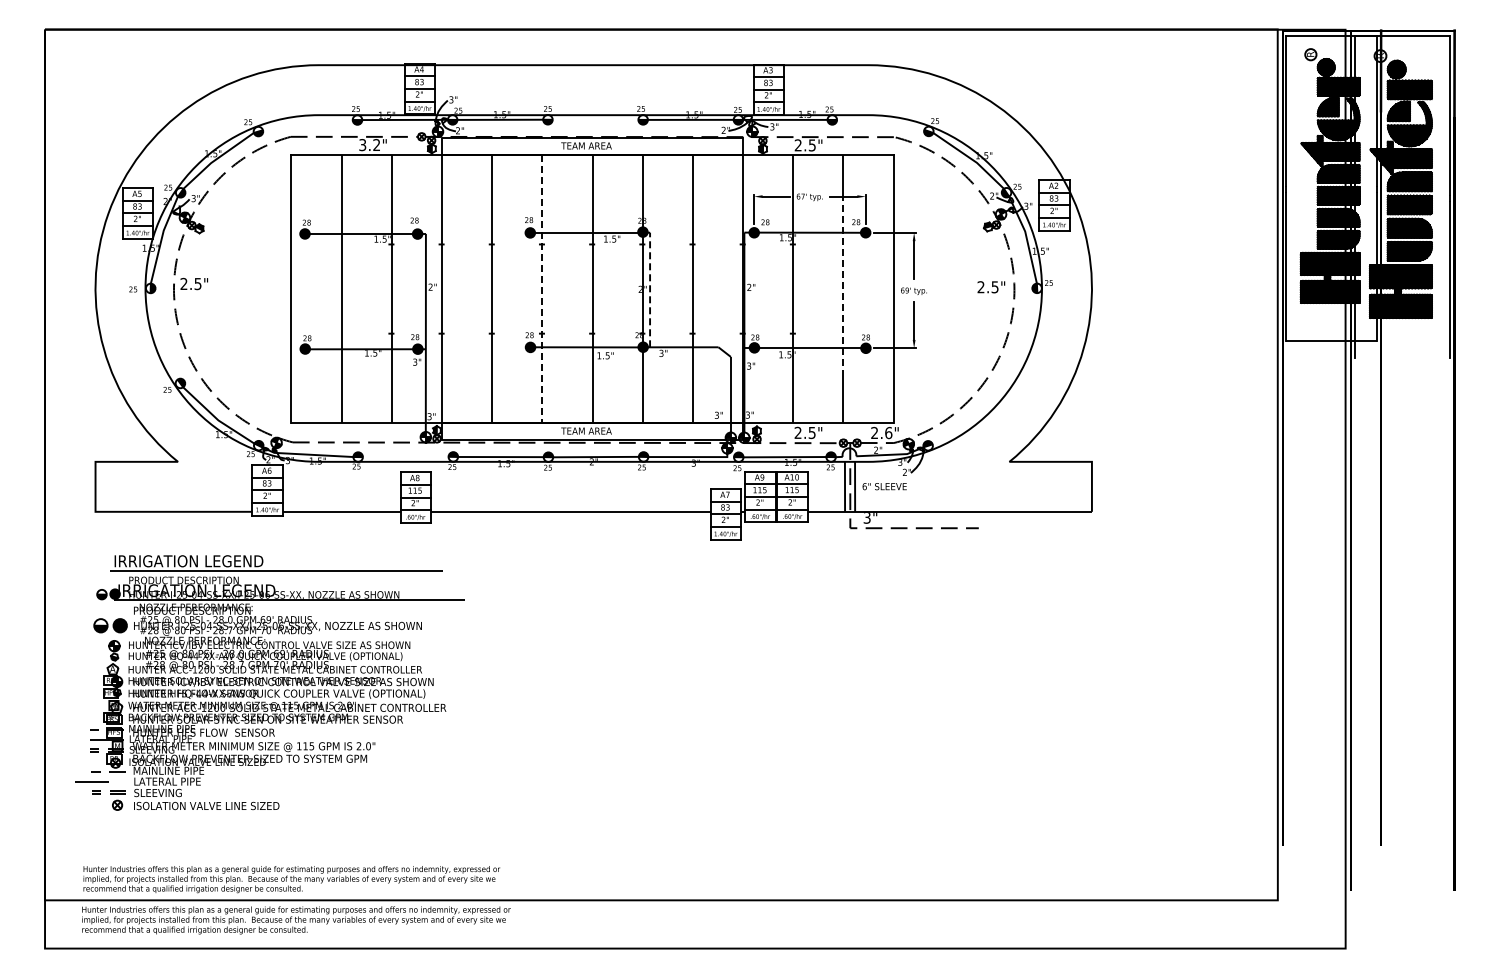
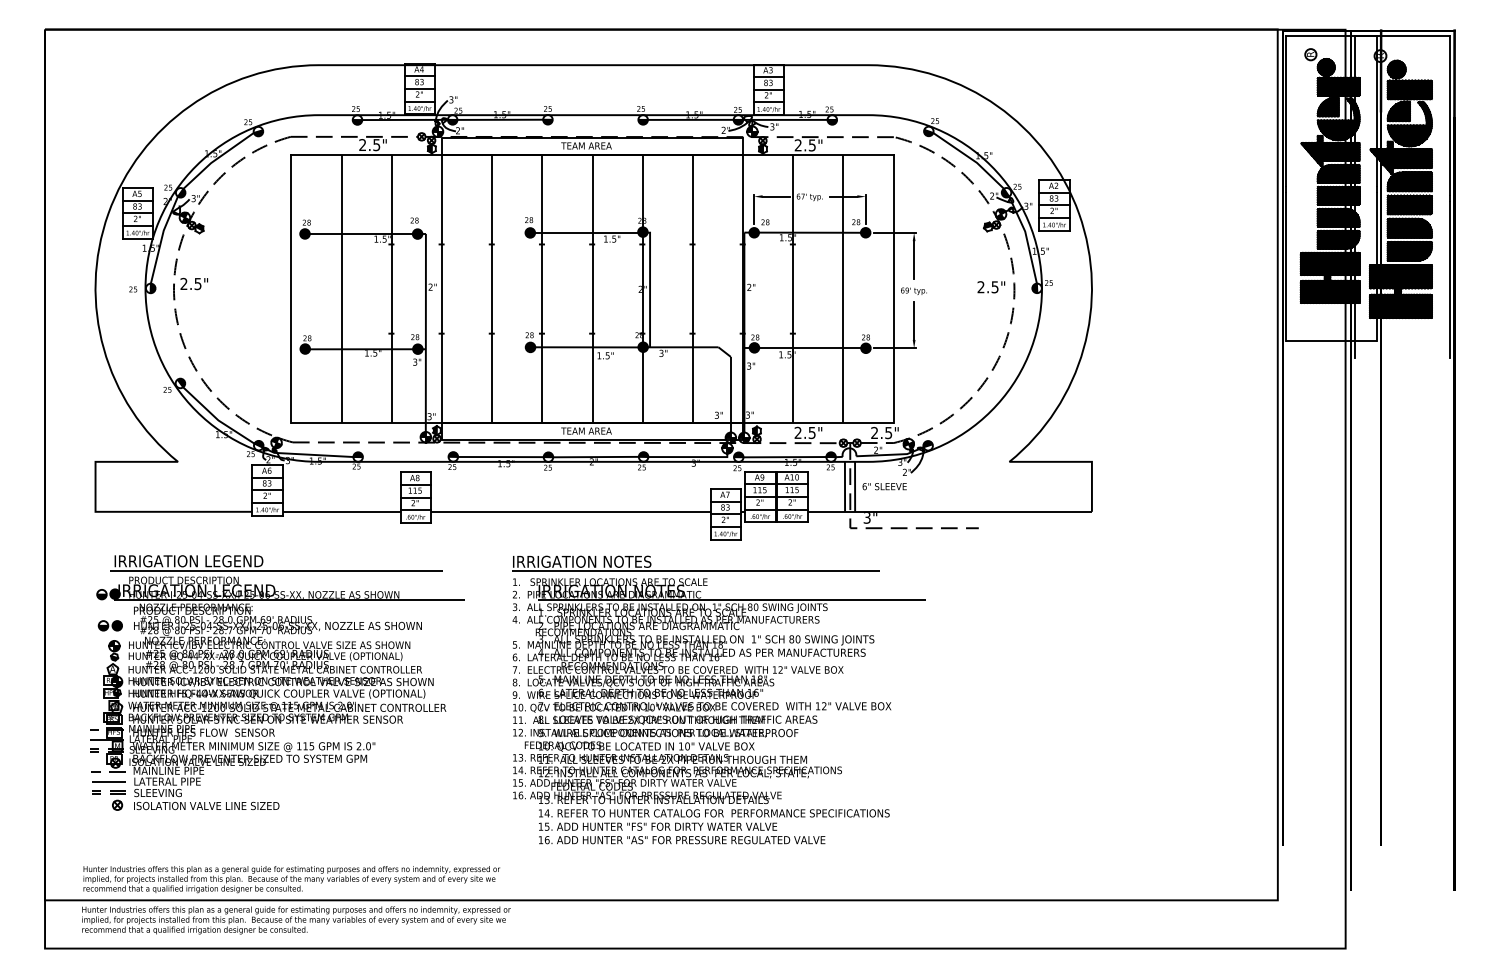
text: 3.2" -> 2.5" (369, 145)
line: dashed -> solid (650, 288)
line: dashed -> solid (542, 289)
line: dashed -> solid (843, 289)
text: 2.6" -> 2.5" (888, 432)
part size: 35x16 px -> 26x12 px (109, 625)
part: none -> present (718, 699)
line position: (91, 781) -> (108, 781) (108, 781)
